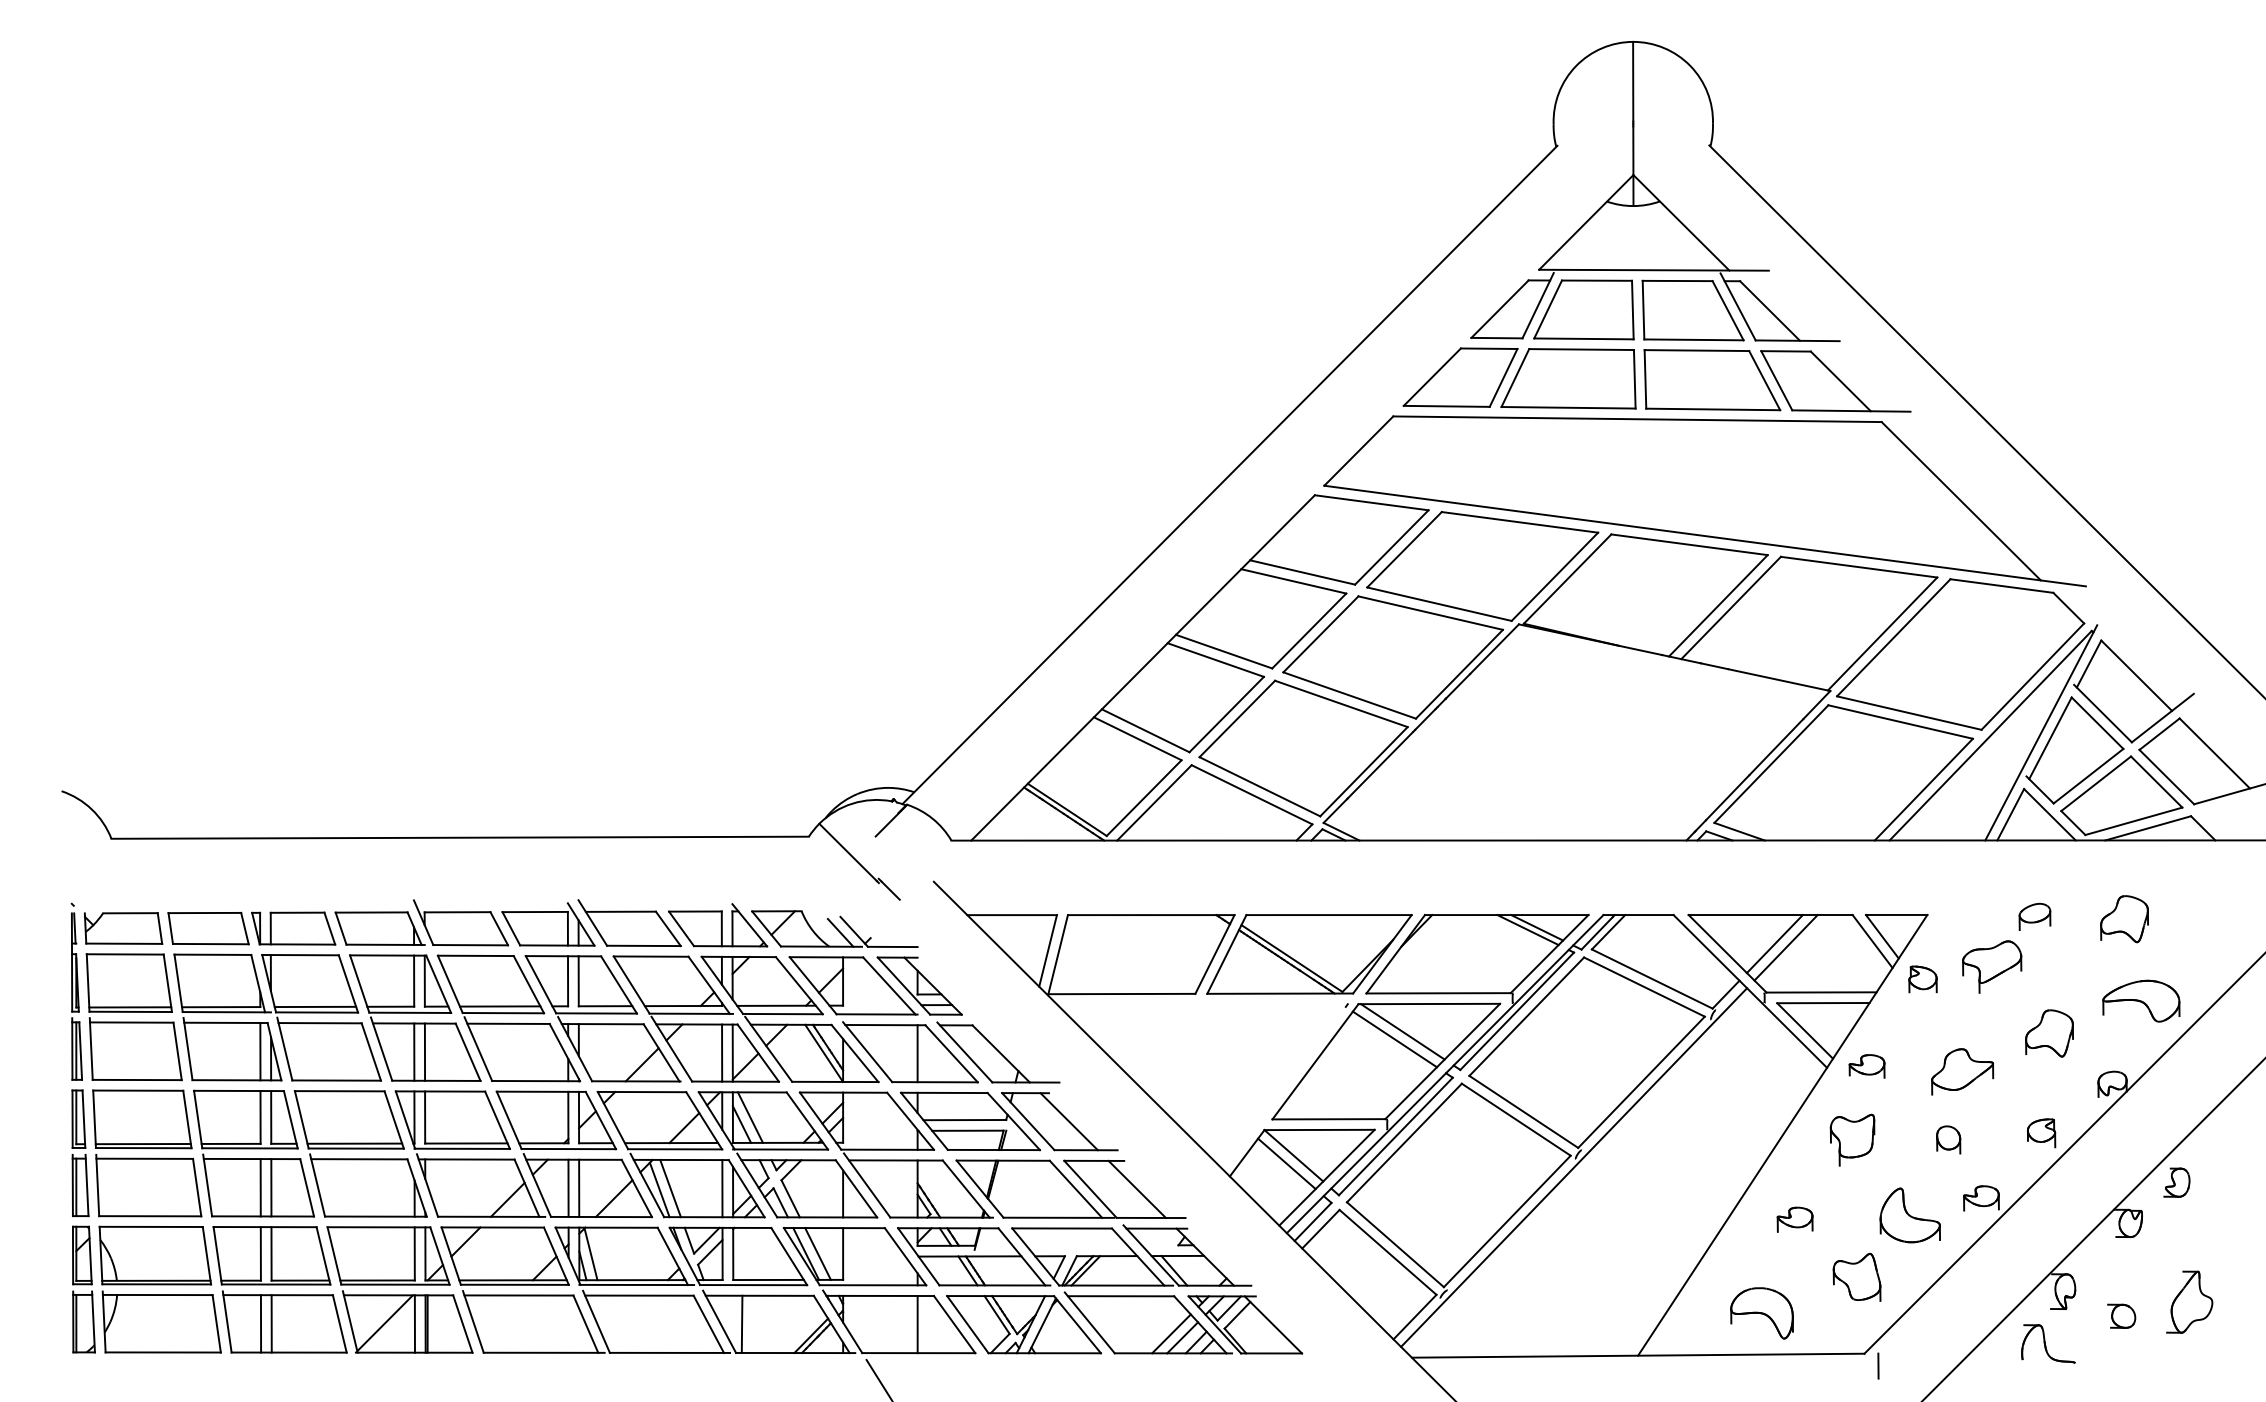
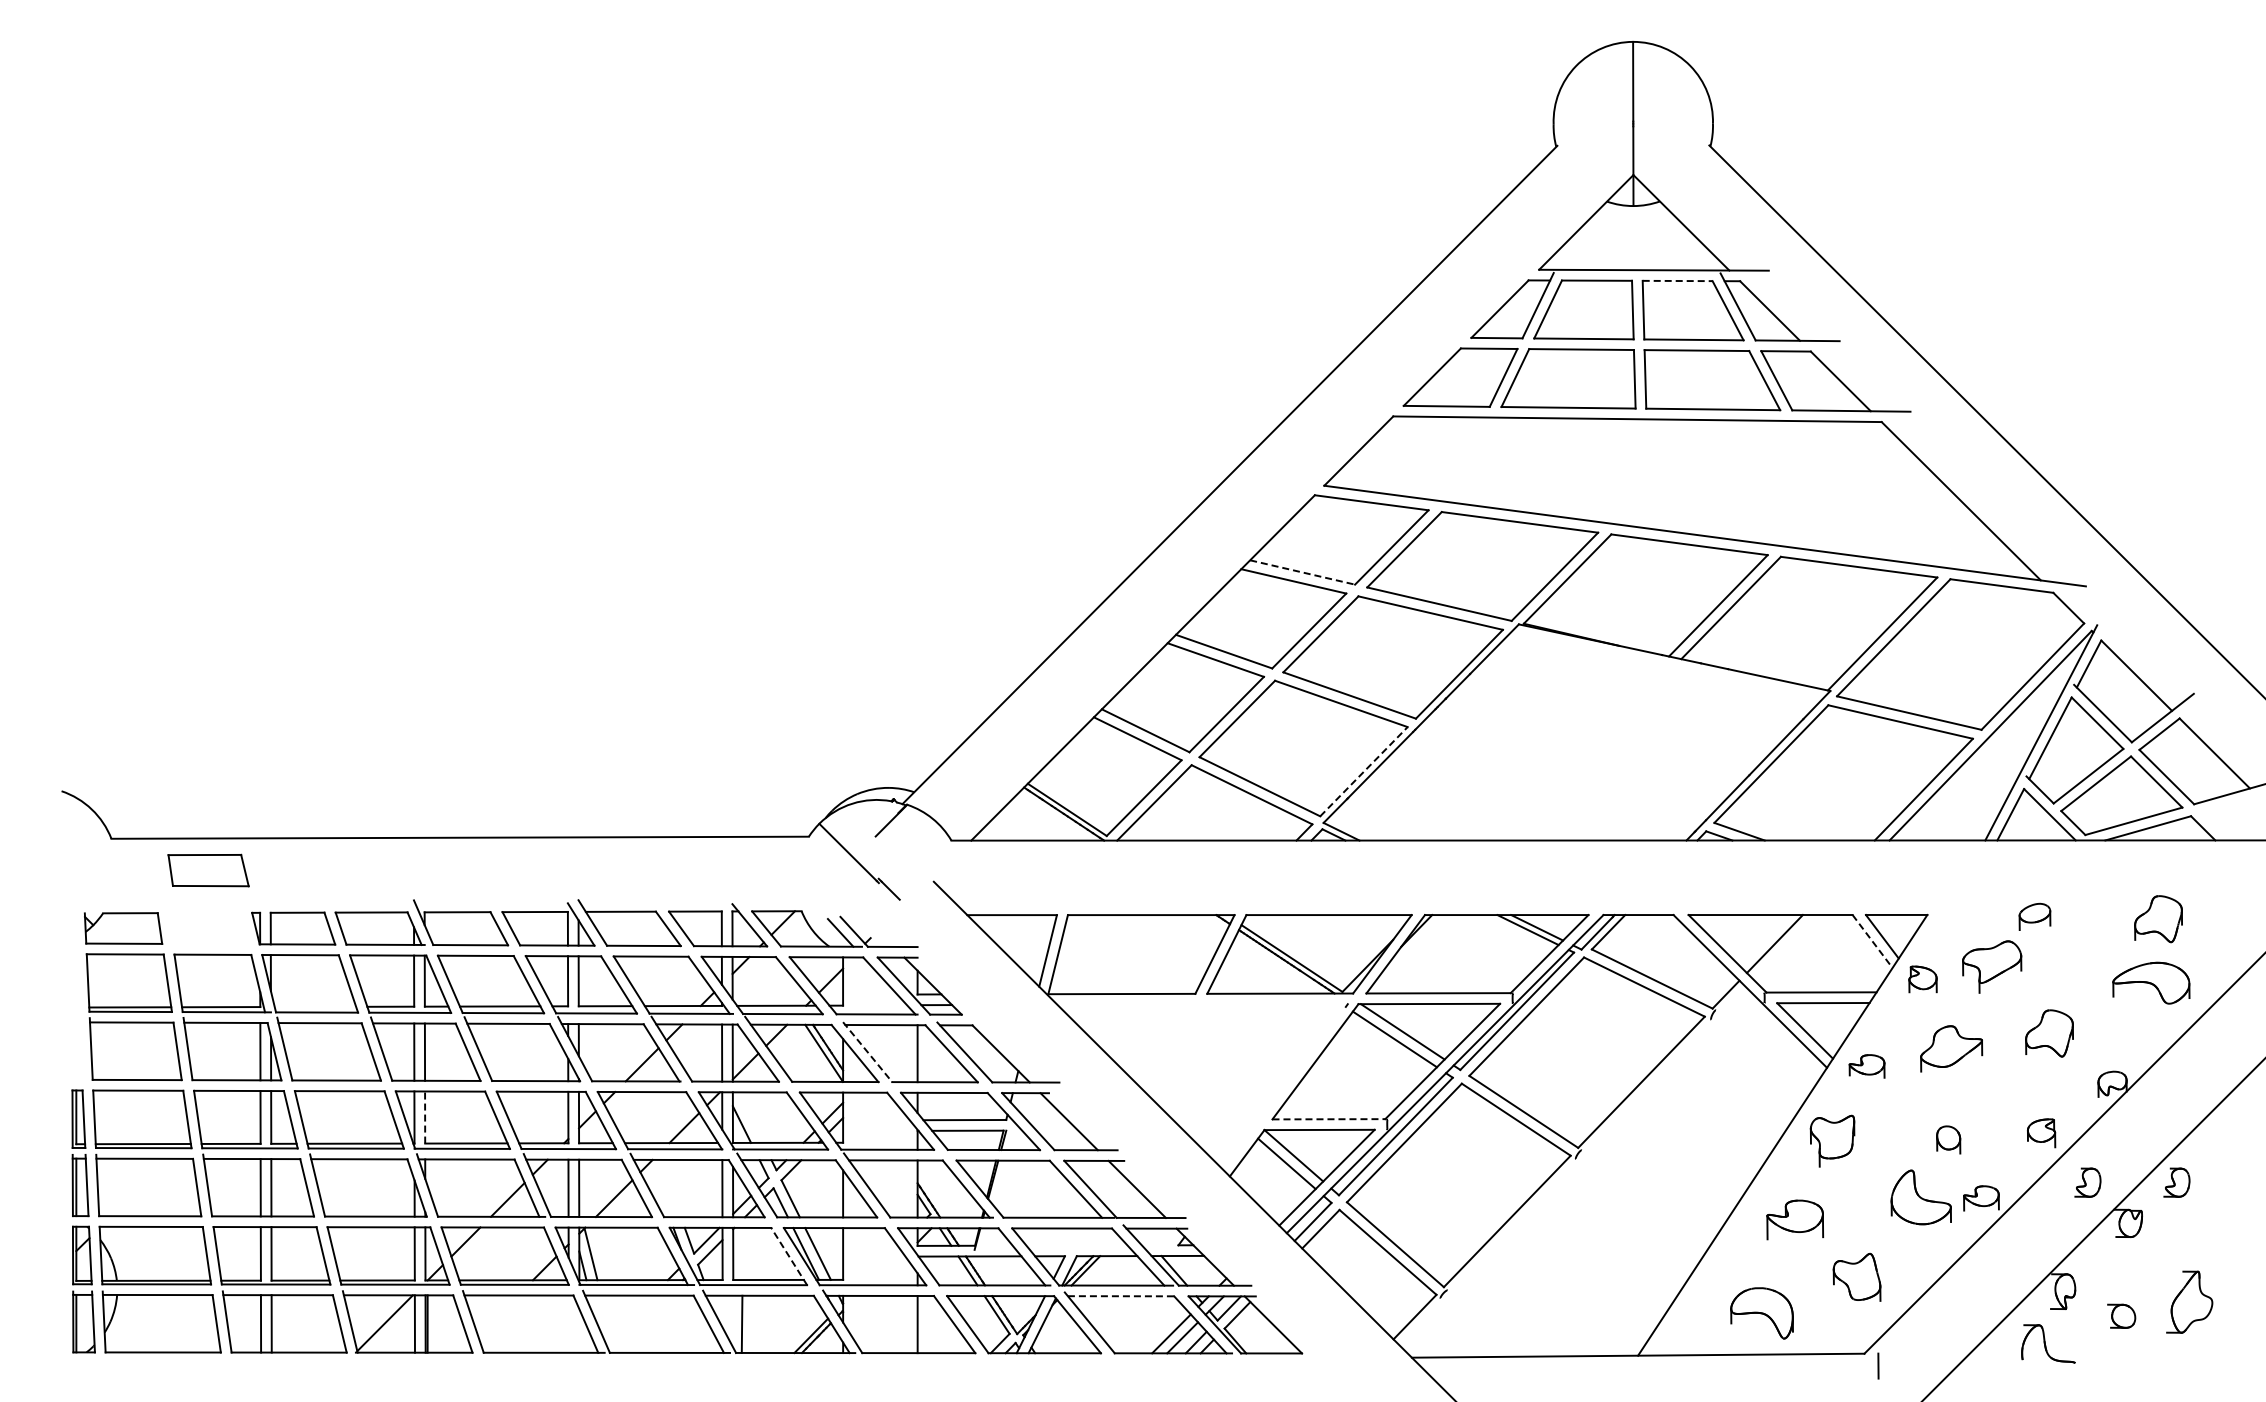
line: solid -> dashed (1677, 281)
line: solid -> dashed (1302, 572)
line: solid -> dashed (1364, 771)
part position: (2124, 919) -> (2158, 919) (2158, 919)
part position: (208, 928) -> (208, 870) (208, 870)
line: solid -> dashed (1872, 941)
line: present -> none (1785, 947)
part: present -> none (76, 991)
part position: (2141, 1000) -> (2151, 982) (2151, 982)
line: present -> none (315, 1006)
line: solid -> dashed (867, 1052)
part position: (1962, 1071) -> (1951, 1048) (1951, 1048)
line: solid -> dashed (425, 1117)
line: present -> none (749, 1117)
line: solid -> dashed (1329, 1119)
part position: (1852, 1139) -> (1832, 1140) (1832, 1140)
line: present -> none (1574, 1167)
part: none -> present (2087, 1182)
line: present -> none (670, 1188)
line: present -> none (659, 1189)
part position: (1909, 1215) -> (1920, 1197) (1920, 1197)
part size: 38x27 px -> 58x42 px (1794, 1219)
line: solid -> dashed (789, 1256)
line: solid -> dashed (1121, 1296)
line: present -> none (878, 1378)
